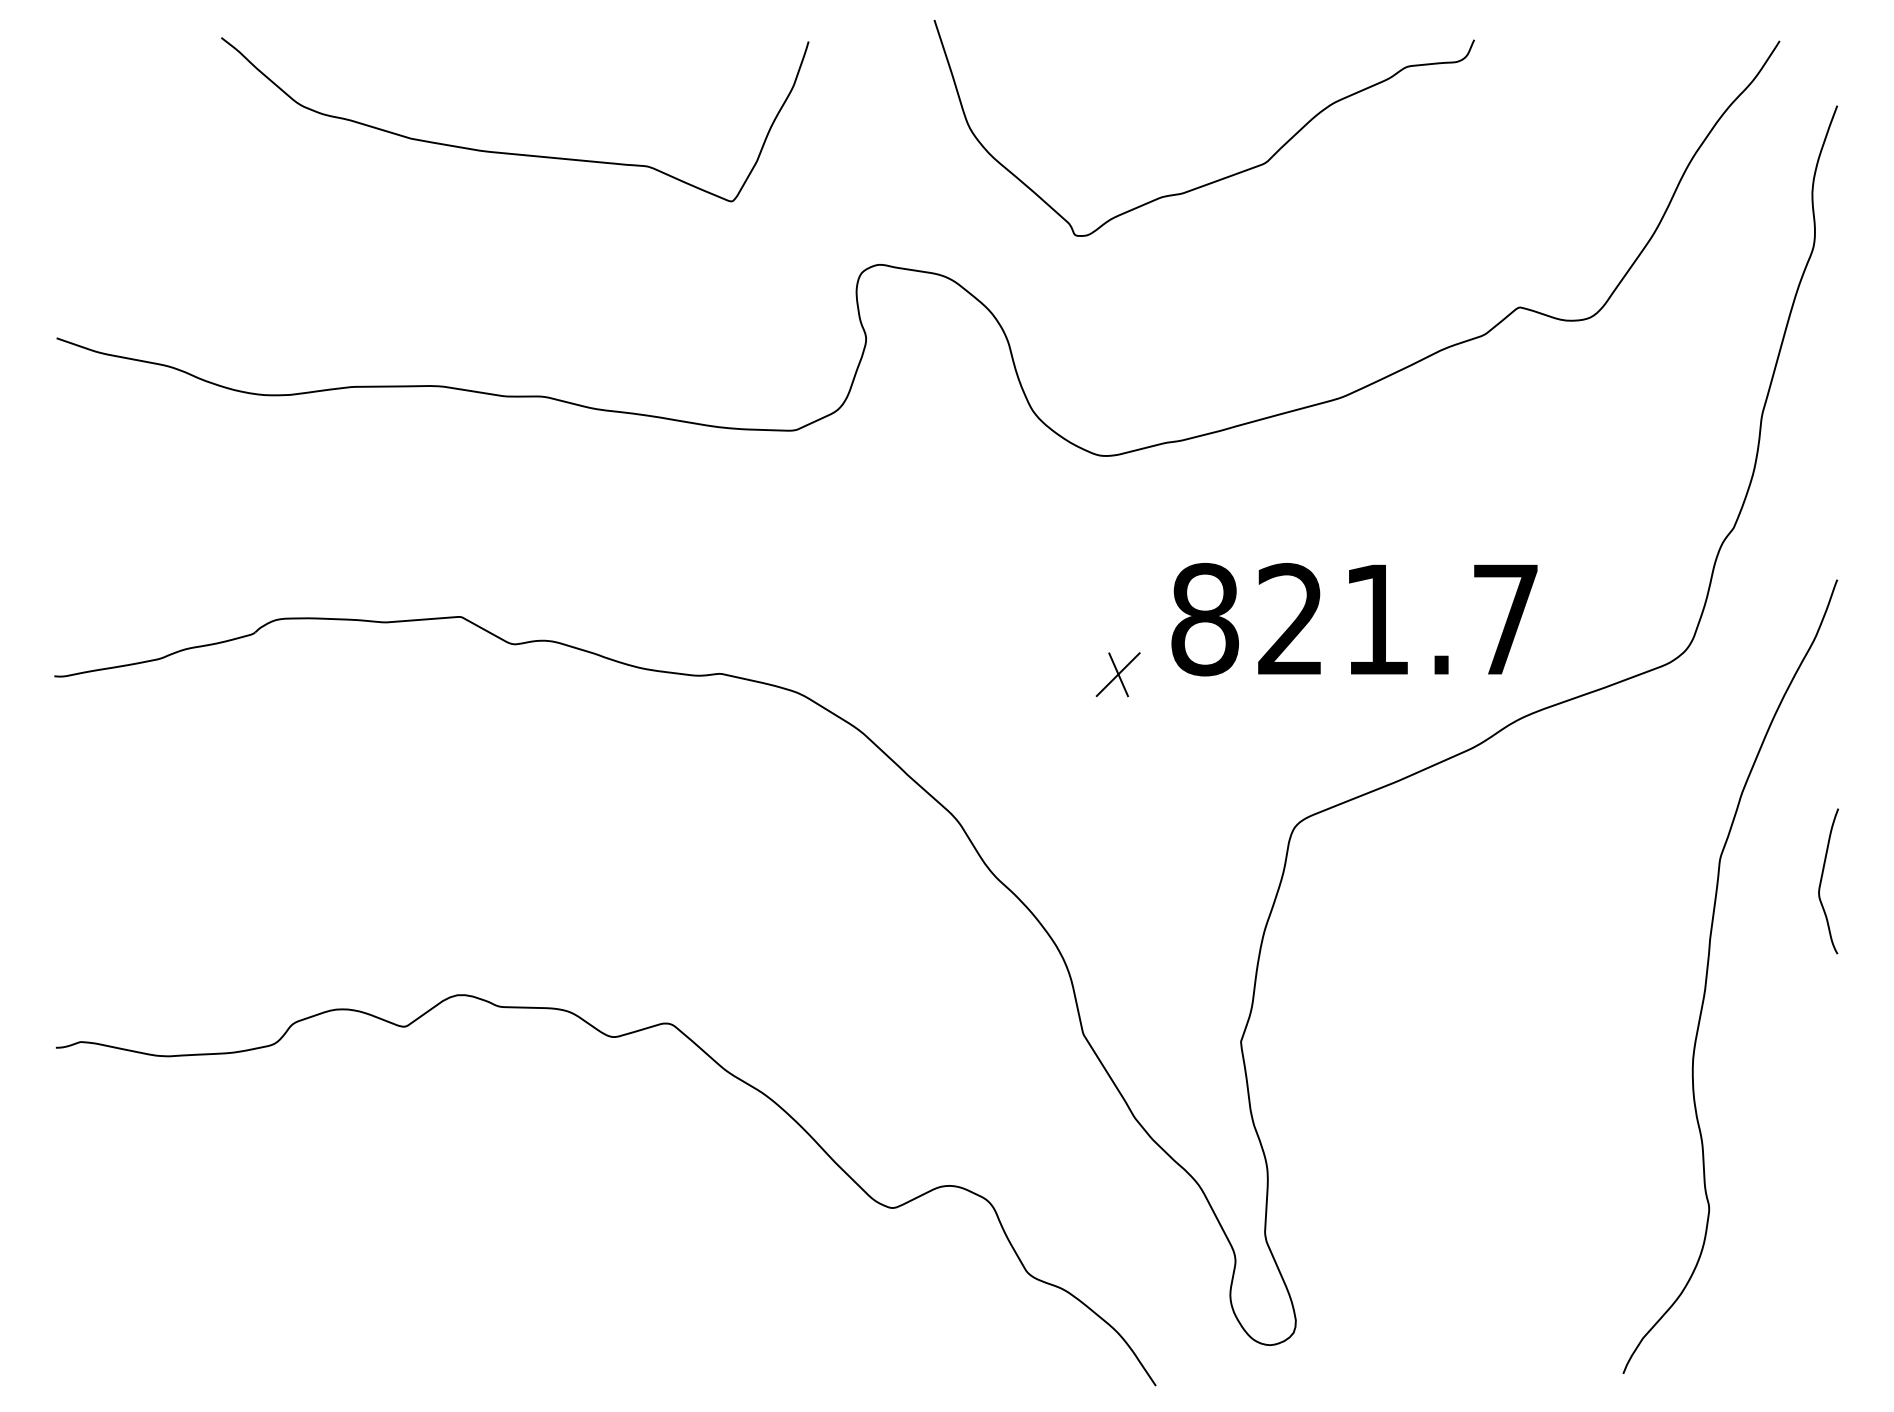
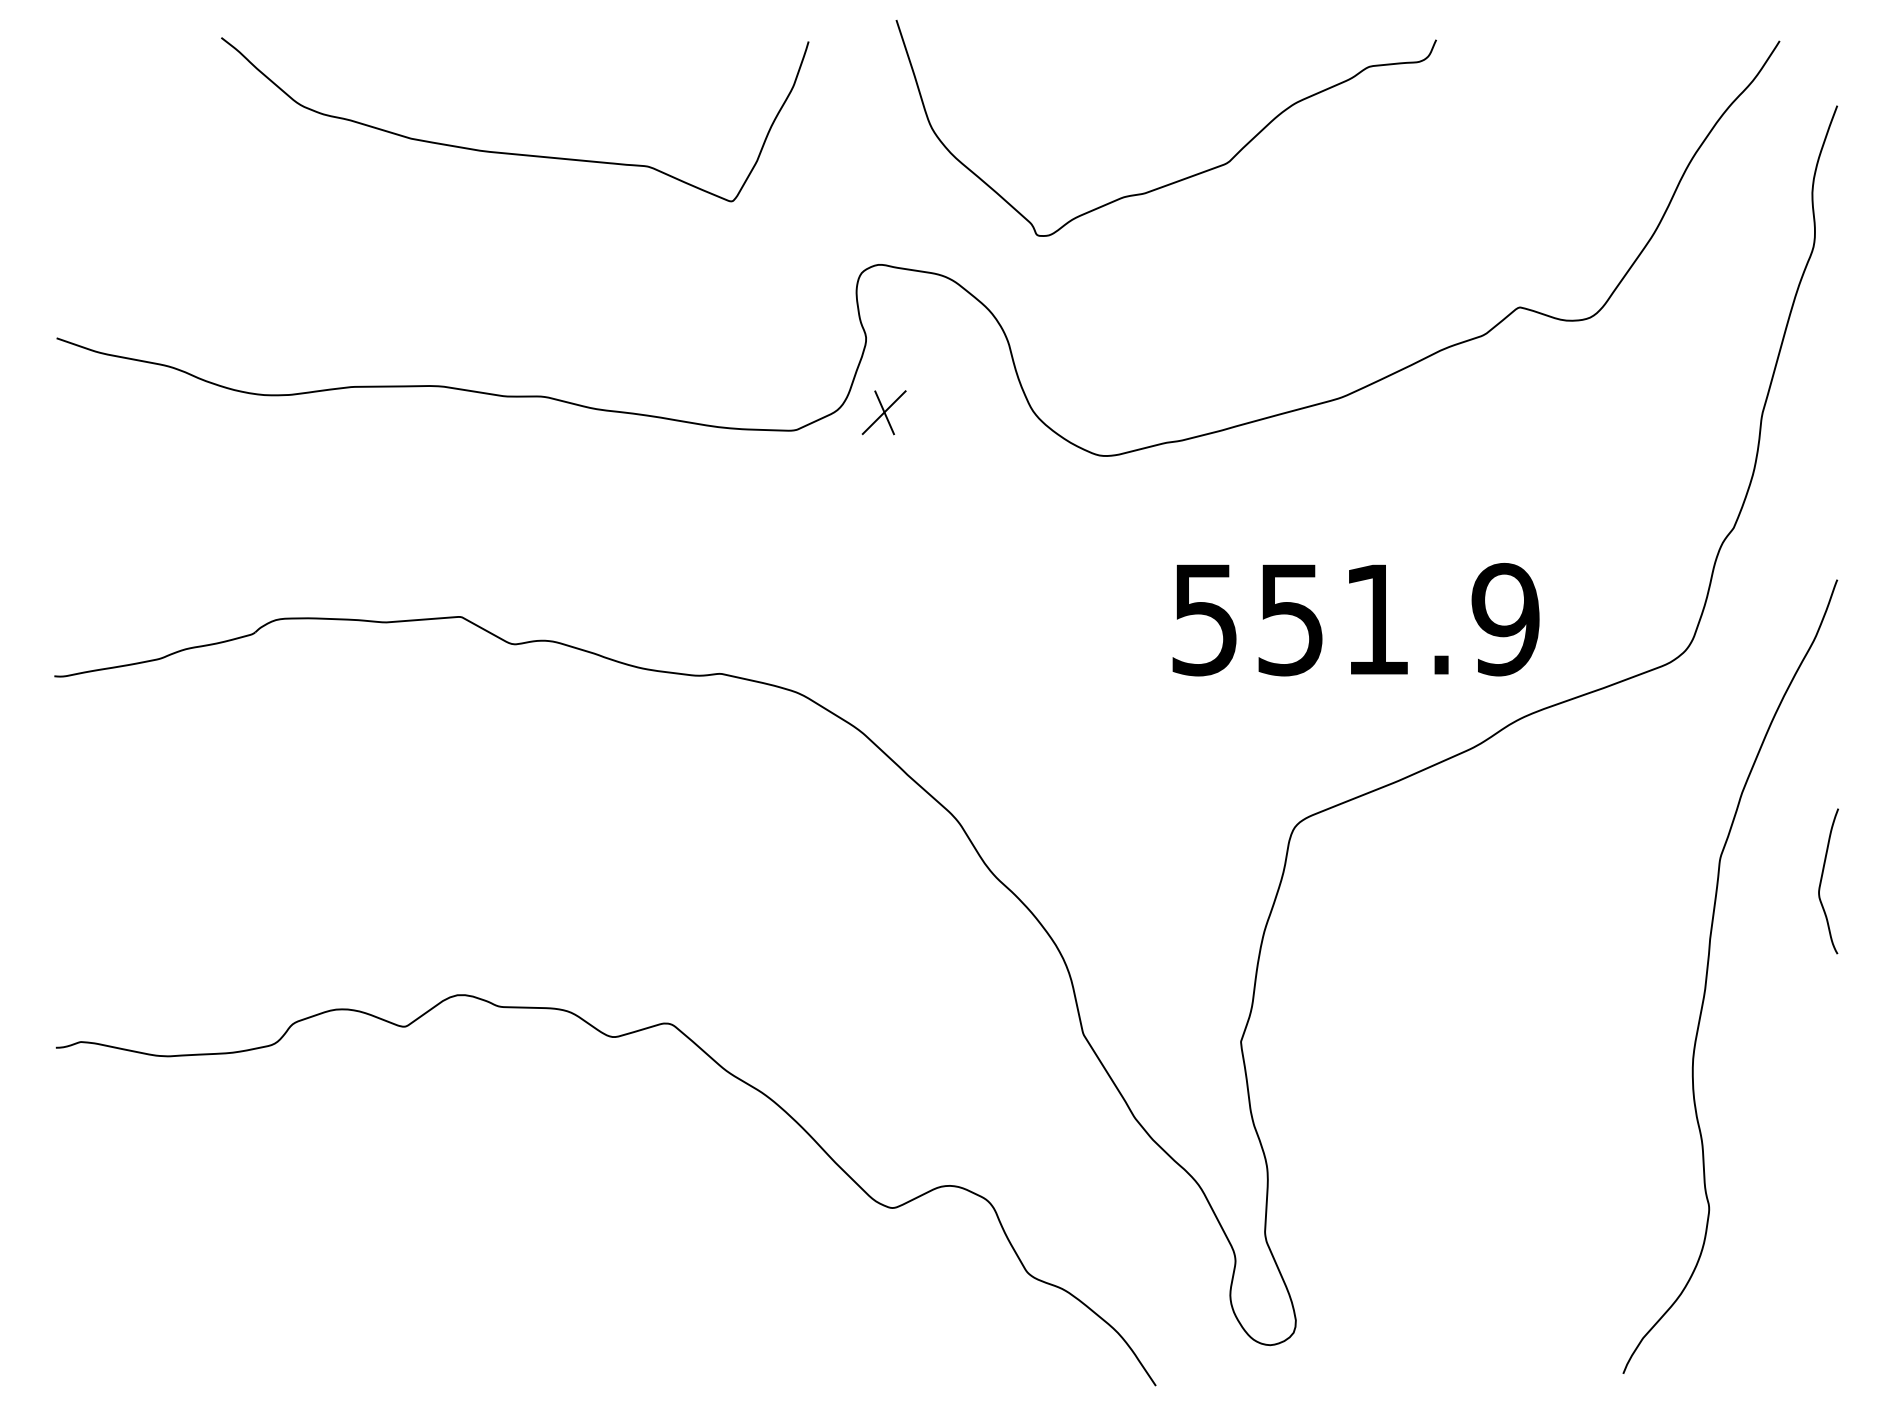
curve position: (1220, 178) -> (1182, 178) (1182, 178)
text: 821.7 -> 551.9 (1355, 619)
part position: (1117, 674) -> (883, 412) (883, 412)
